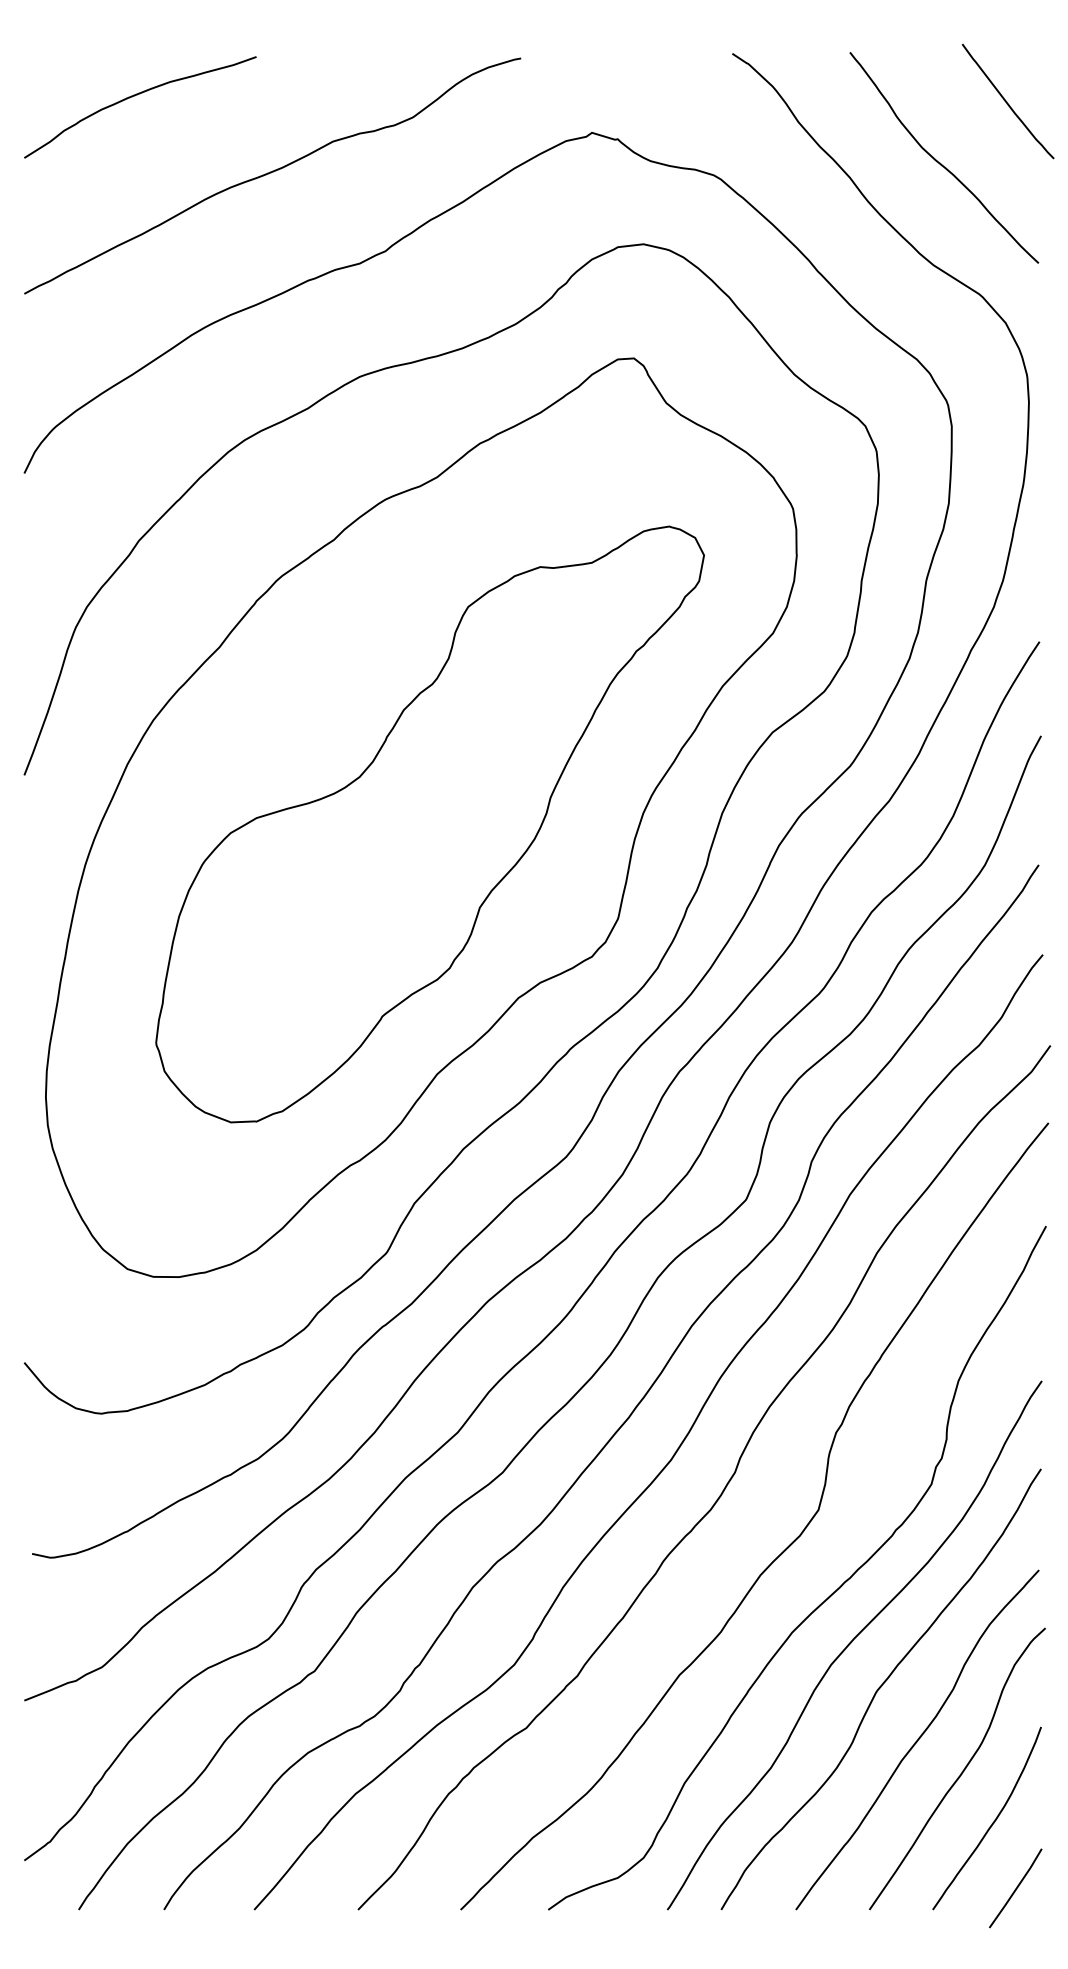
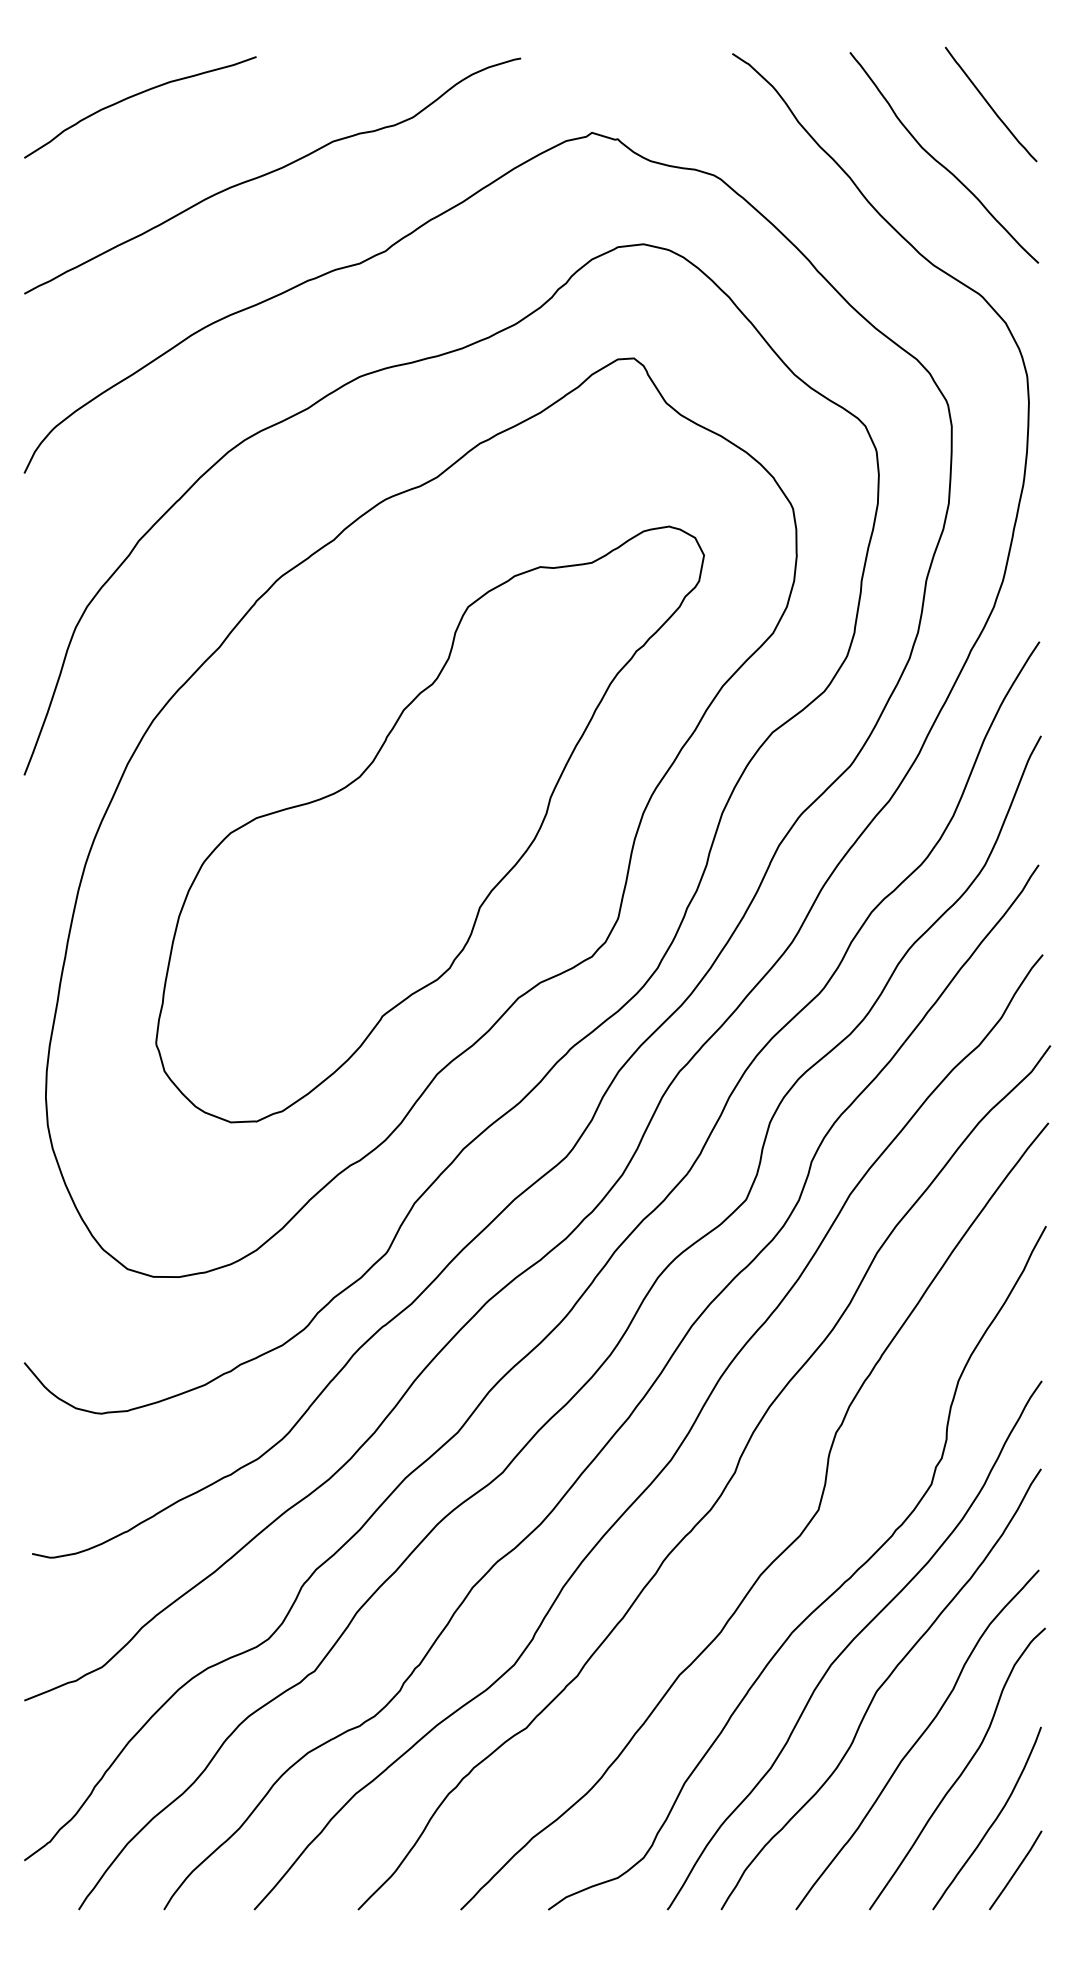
curve position: (1007, 101) -> (990, 104) (990, 104)
line position: (1015, 1888) -> (1015, 1870) (1015, 1870)
